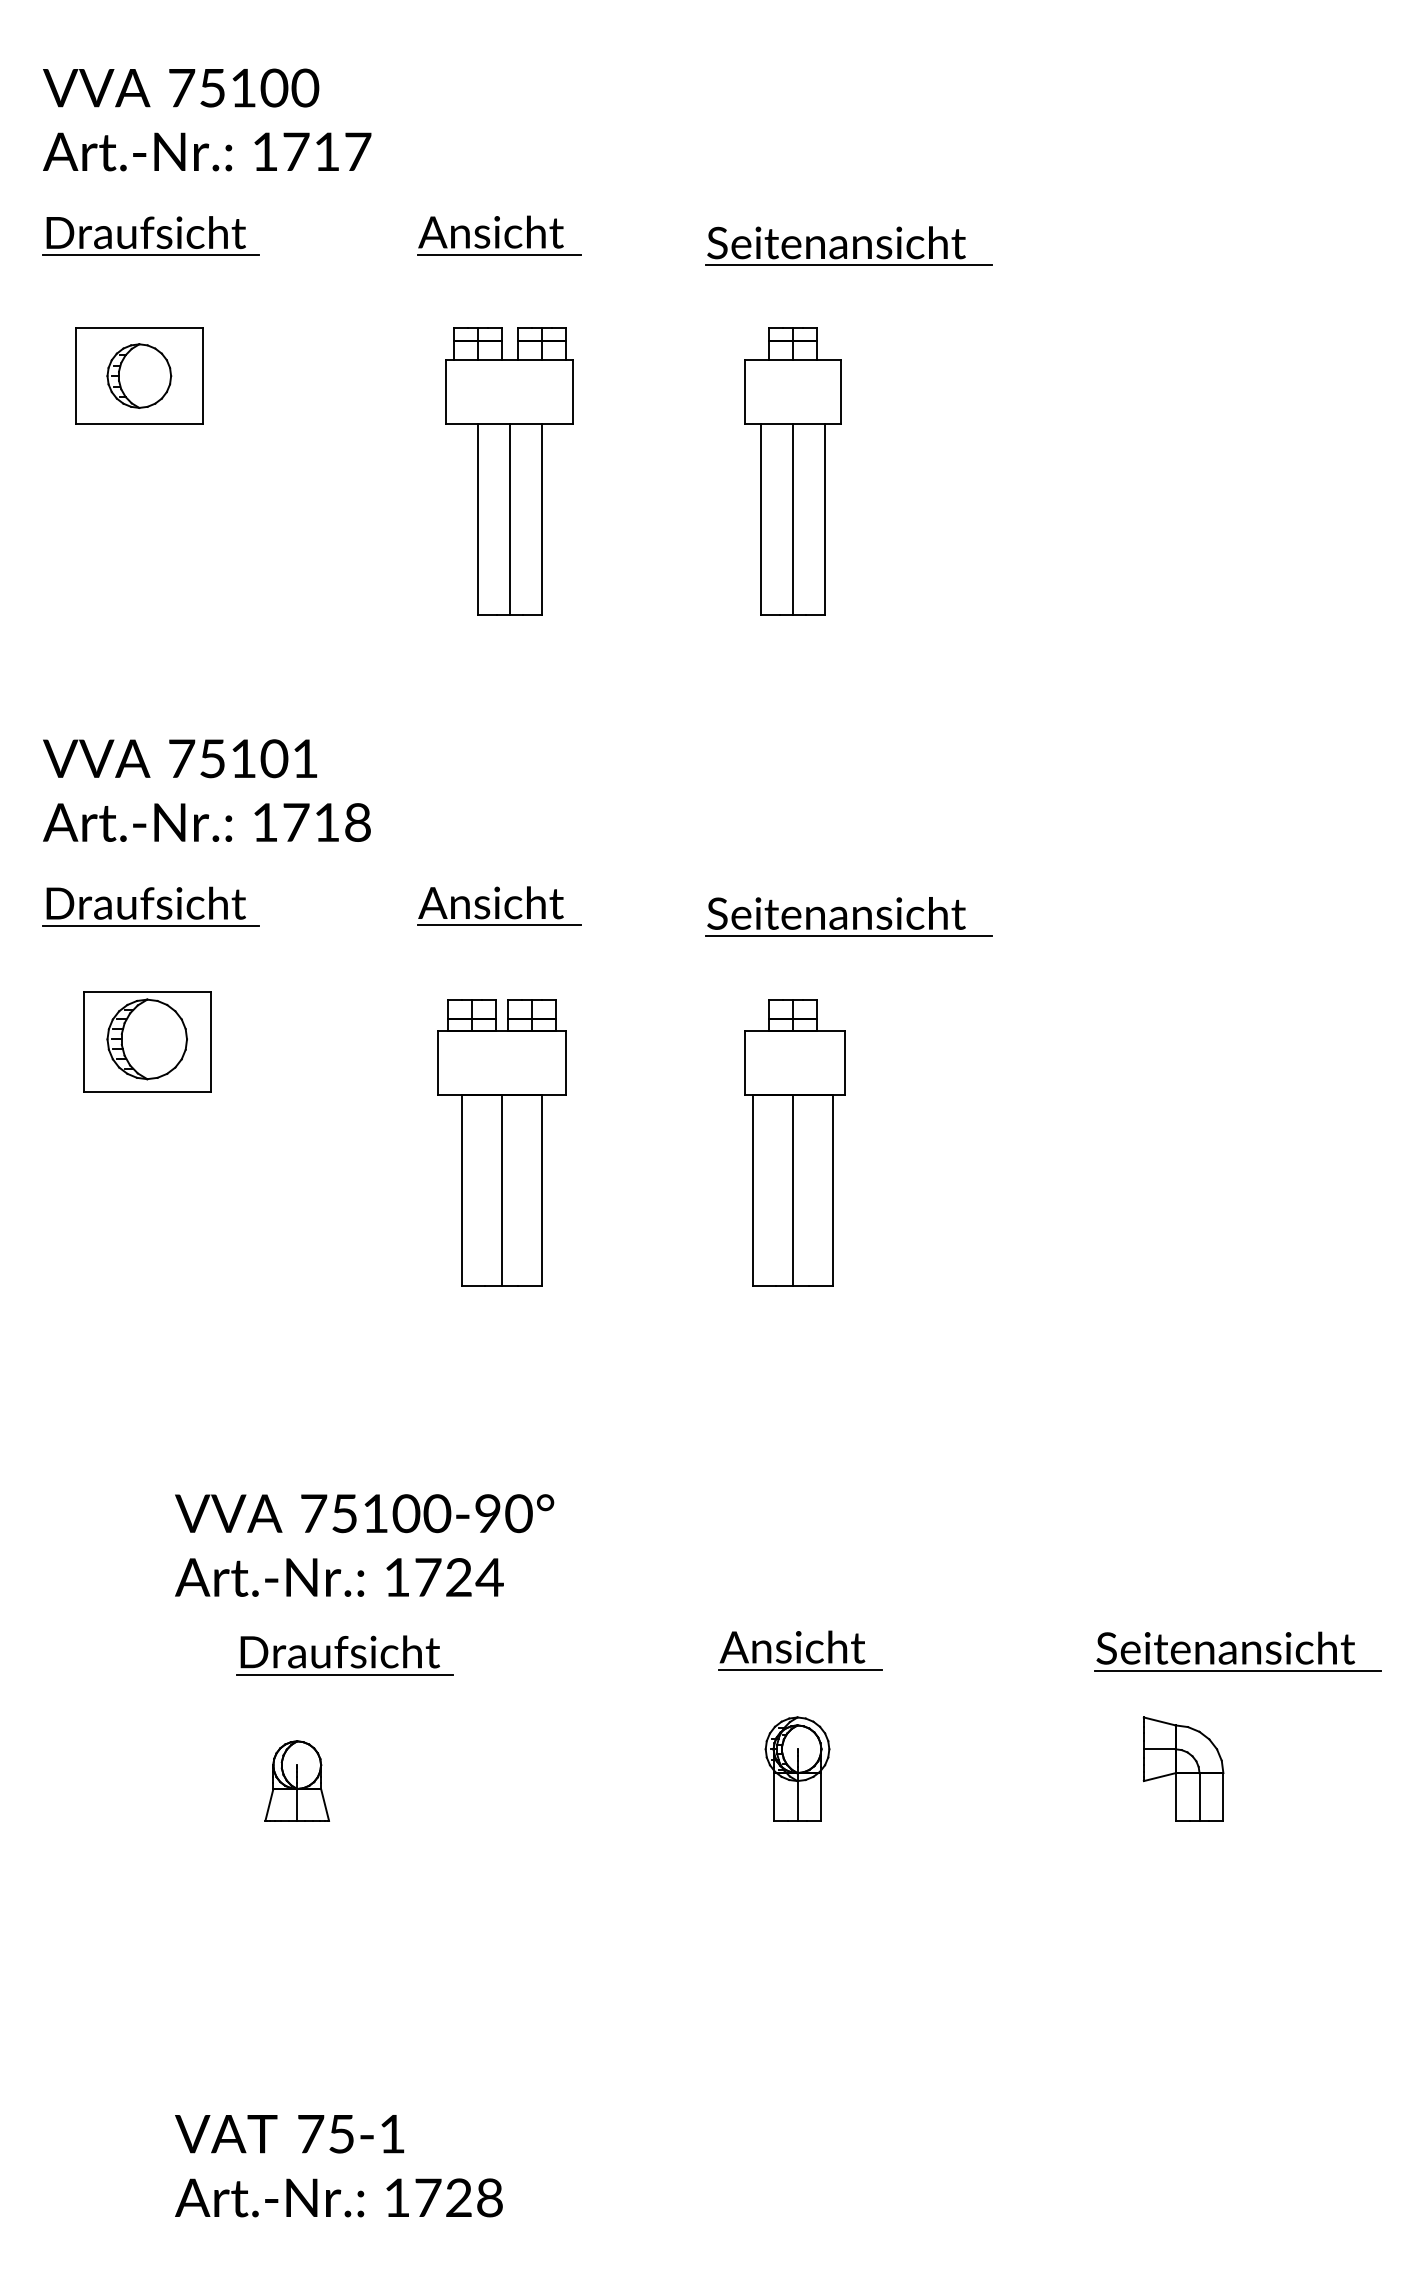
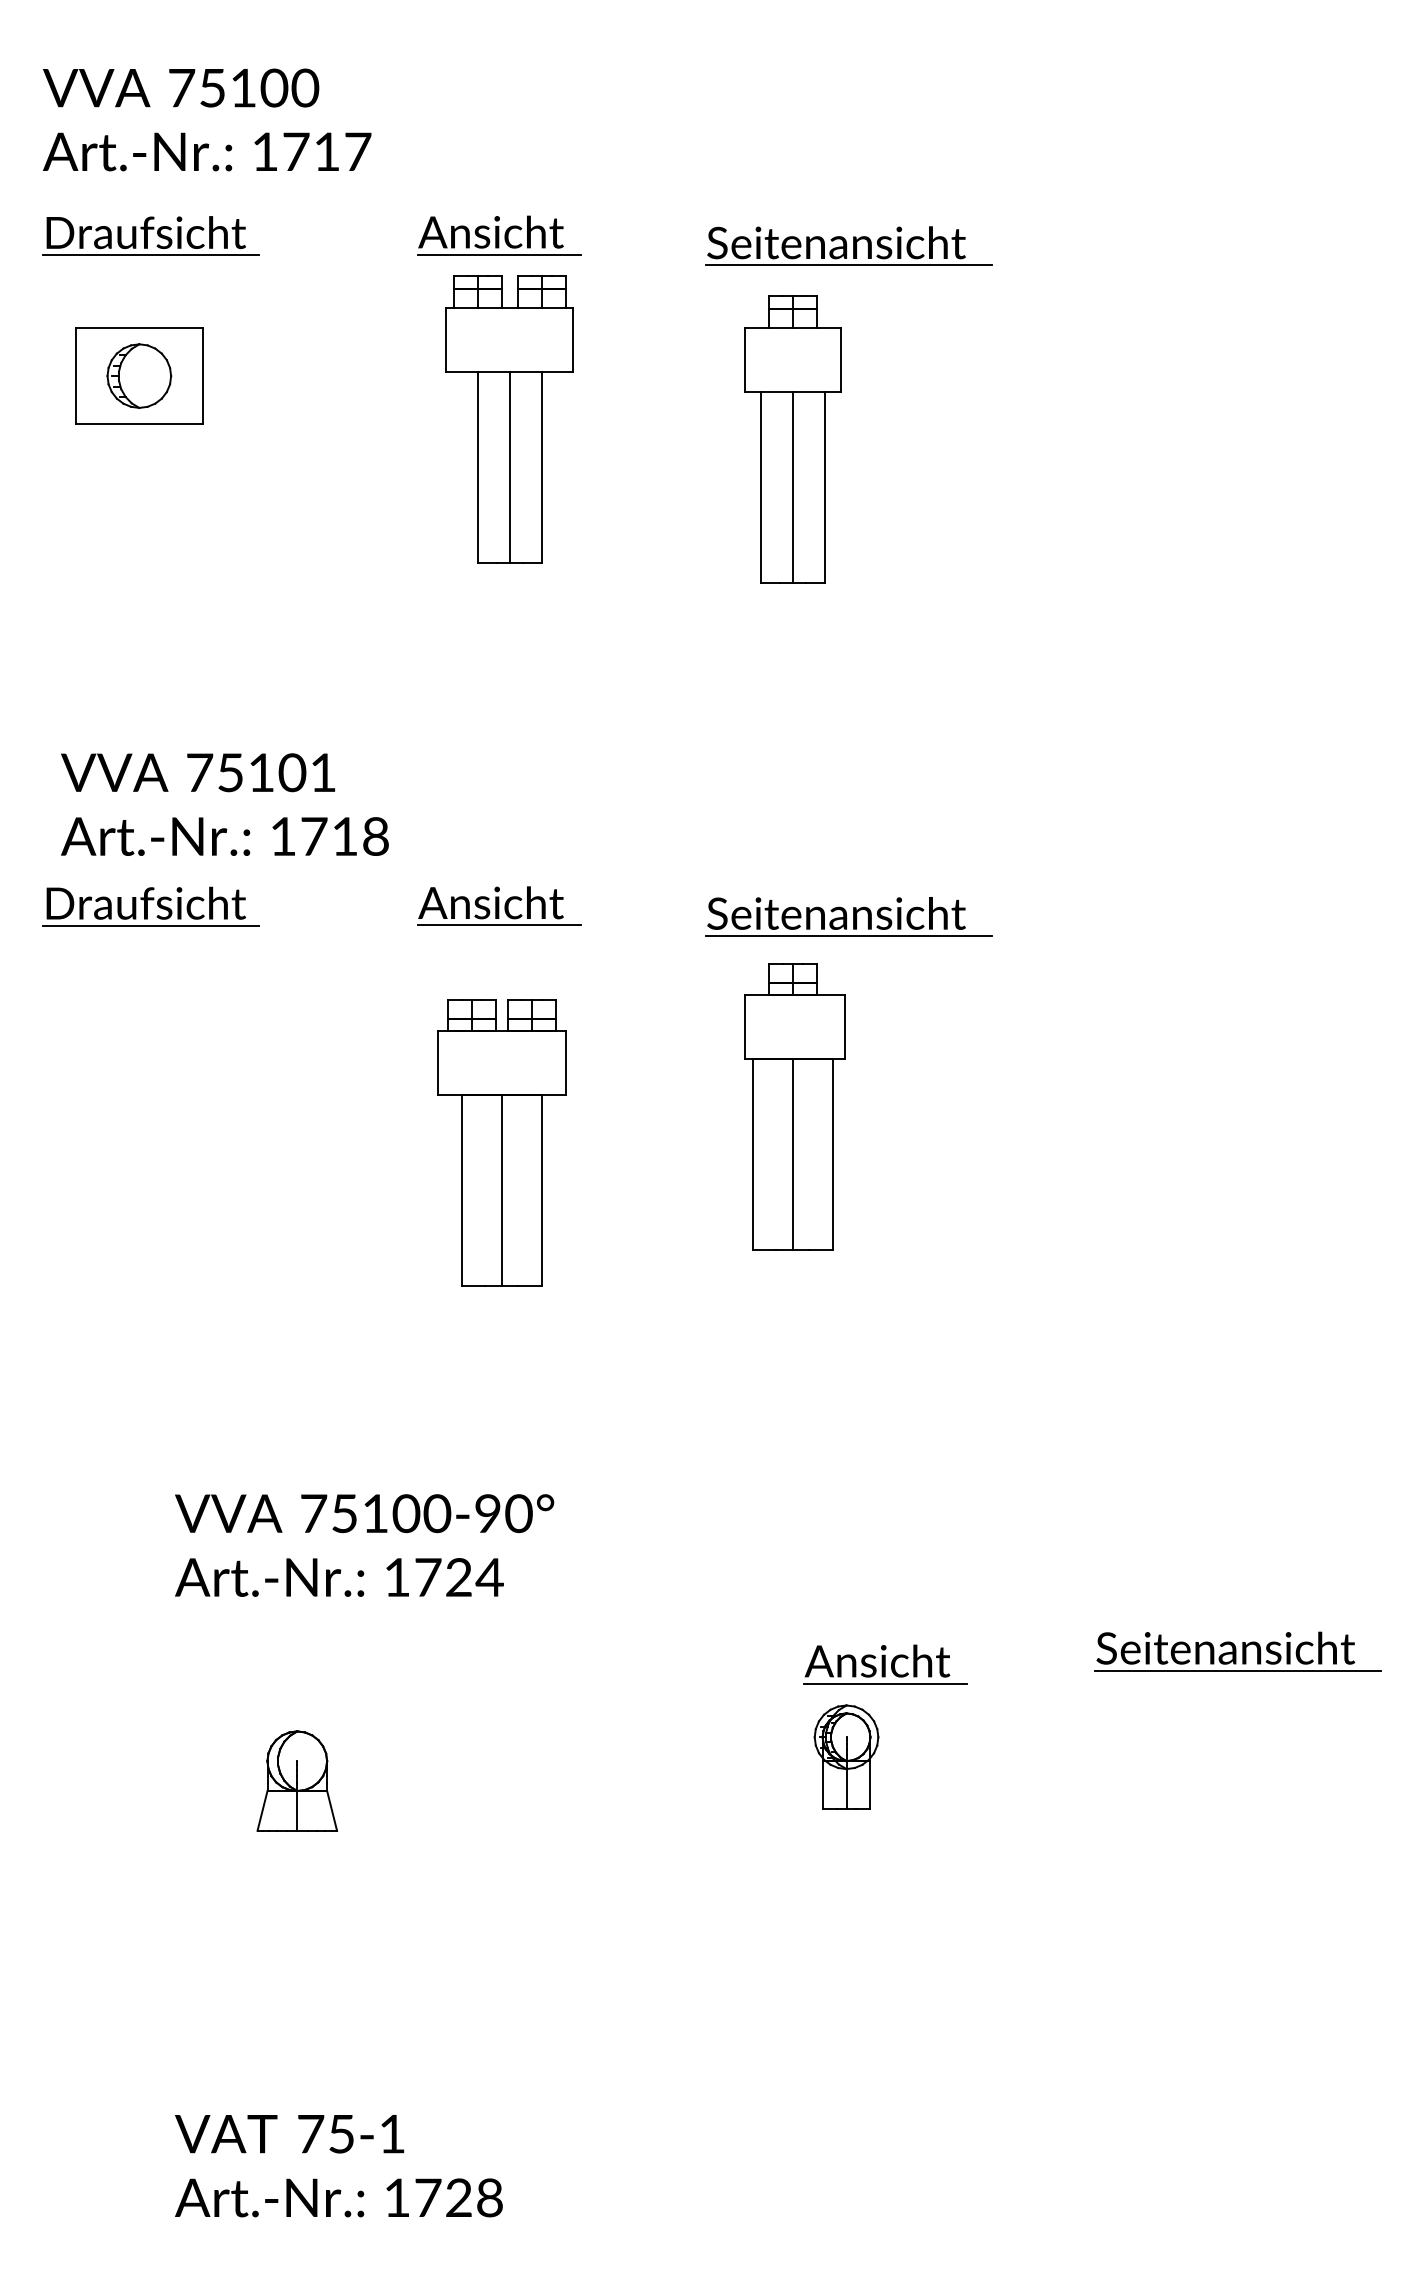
part position: (509, 471) -> (509, 419) (509, 419)
part position: (792, 471) -> (792, 439) (792, 439)
text position: (206, 790) -> (224, 804) (224, 804)
part: present -> none (147, 1041)
part position: (794, 1142) -> (794, 1106) (794, 1106)
part position: (800, 1650) -> (885, 1664) (885, 1664)
part: present -> none (344, 1655)
part position: (797, 1768) -> (846, 1756) (846, 1756)
part: present -> none (1183, 1768)
part size: 66x82 px -> 82x102 px (296, 1780)
